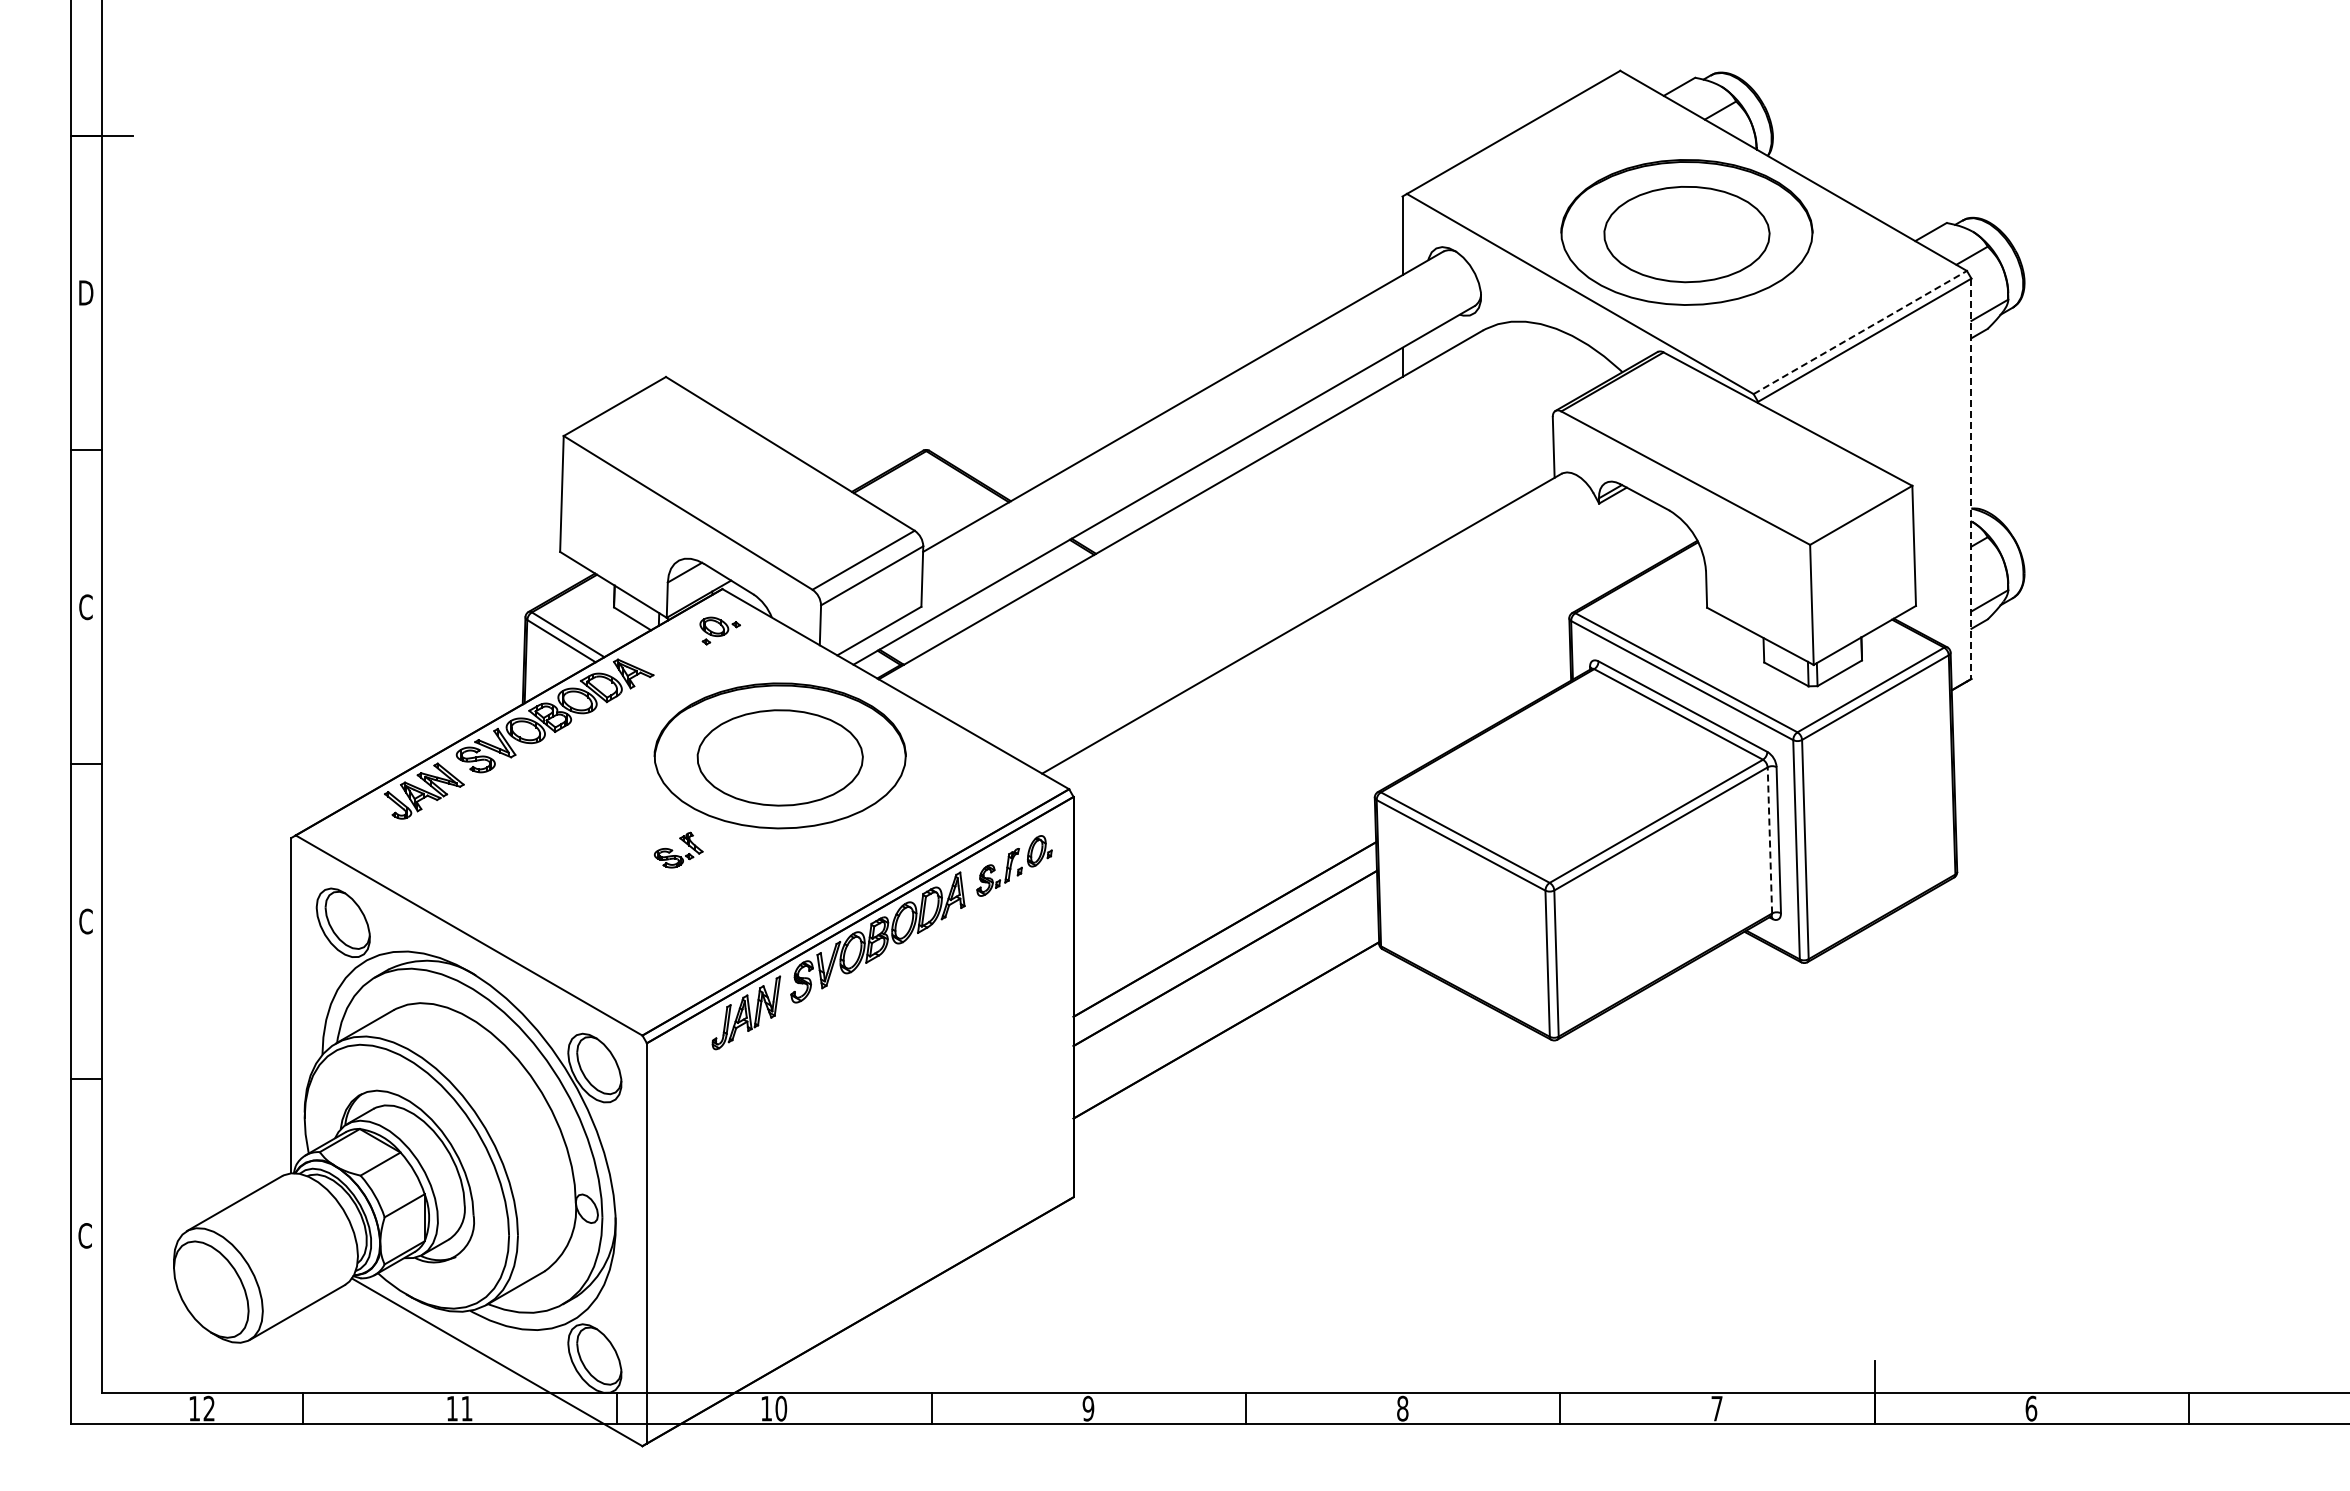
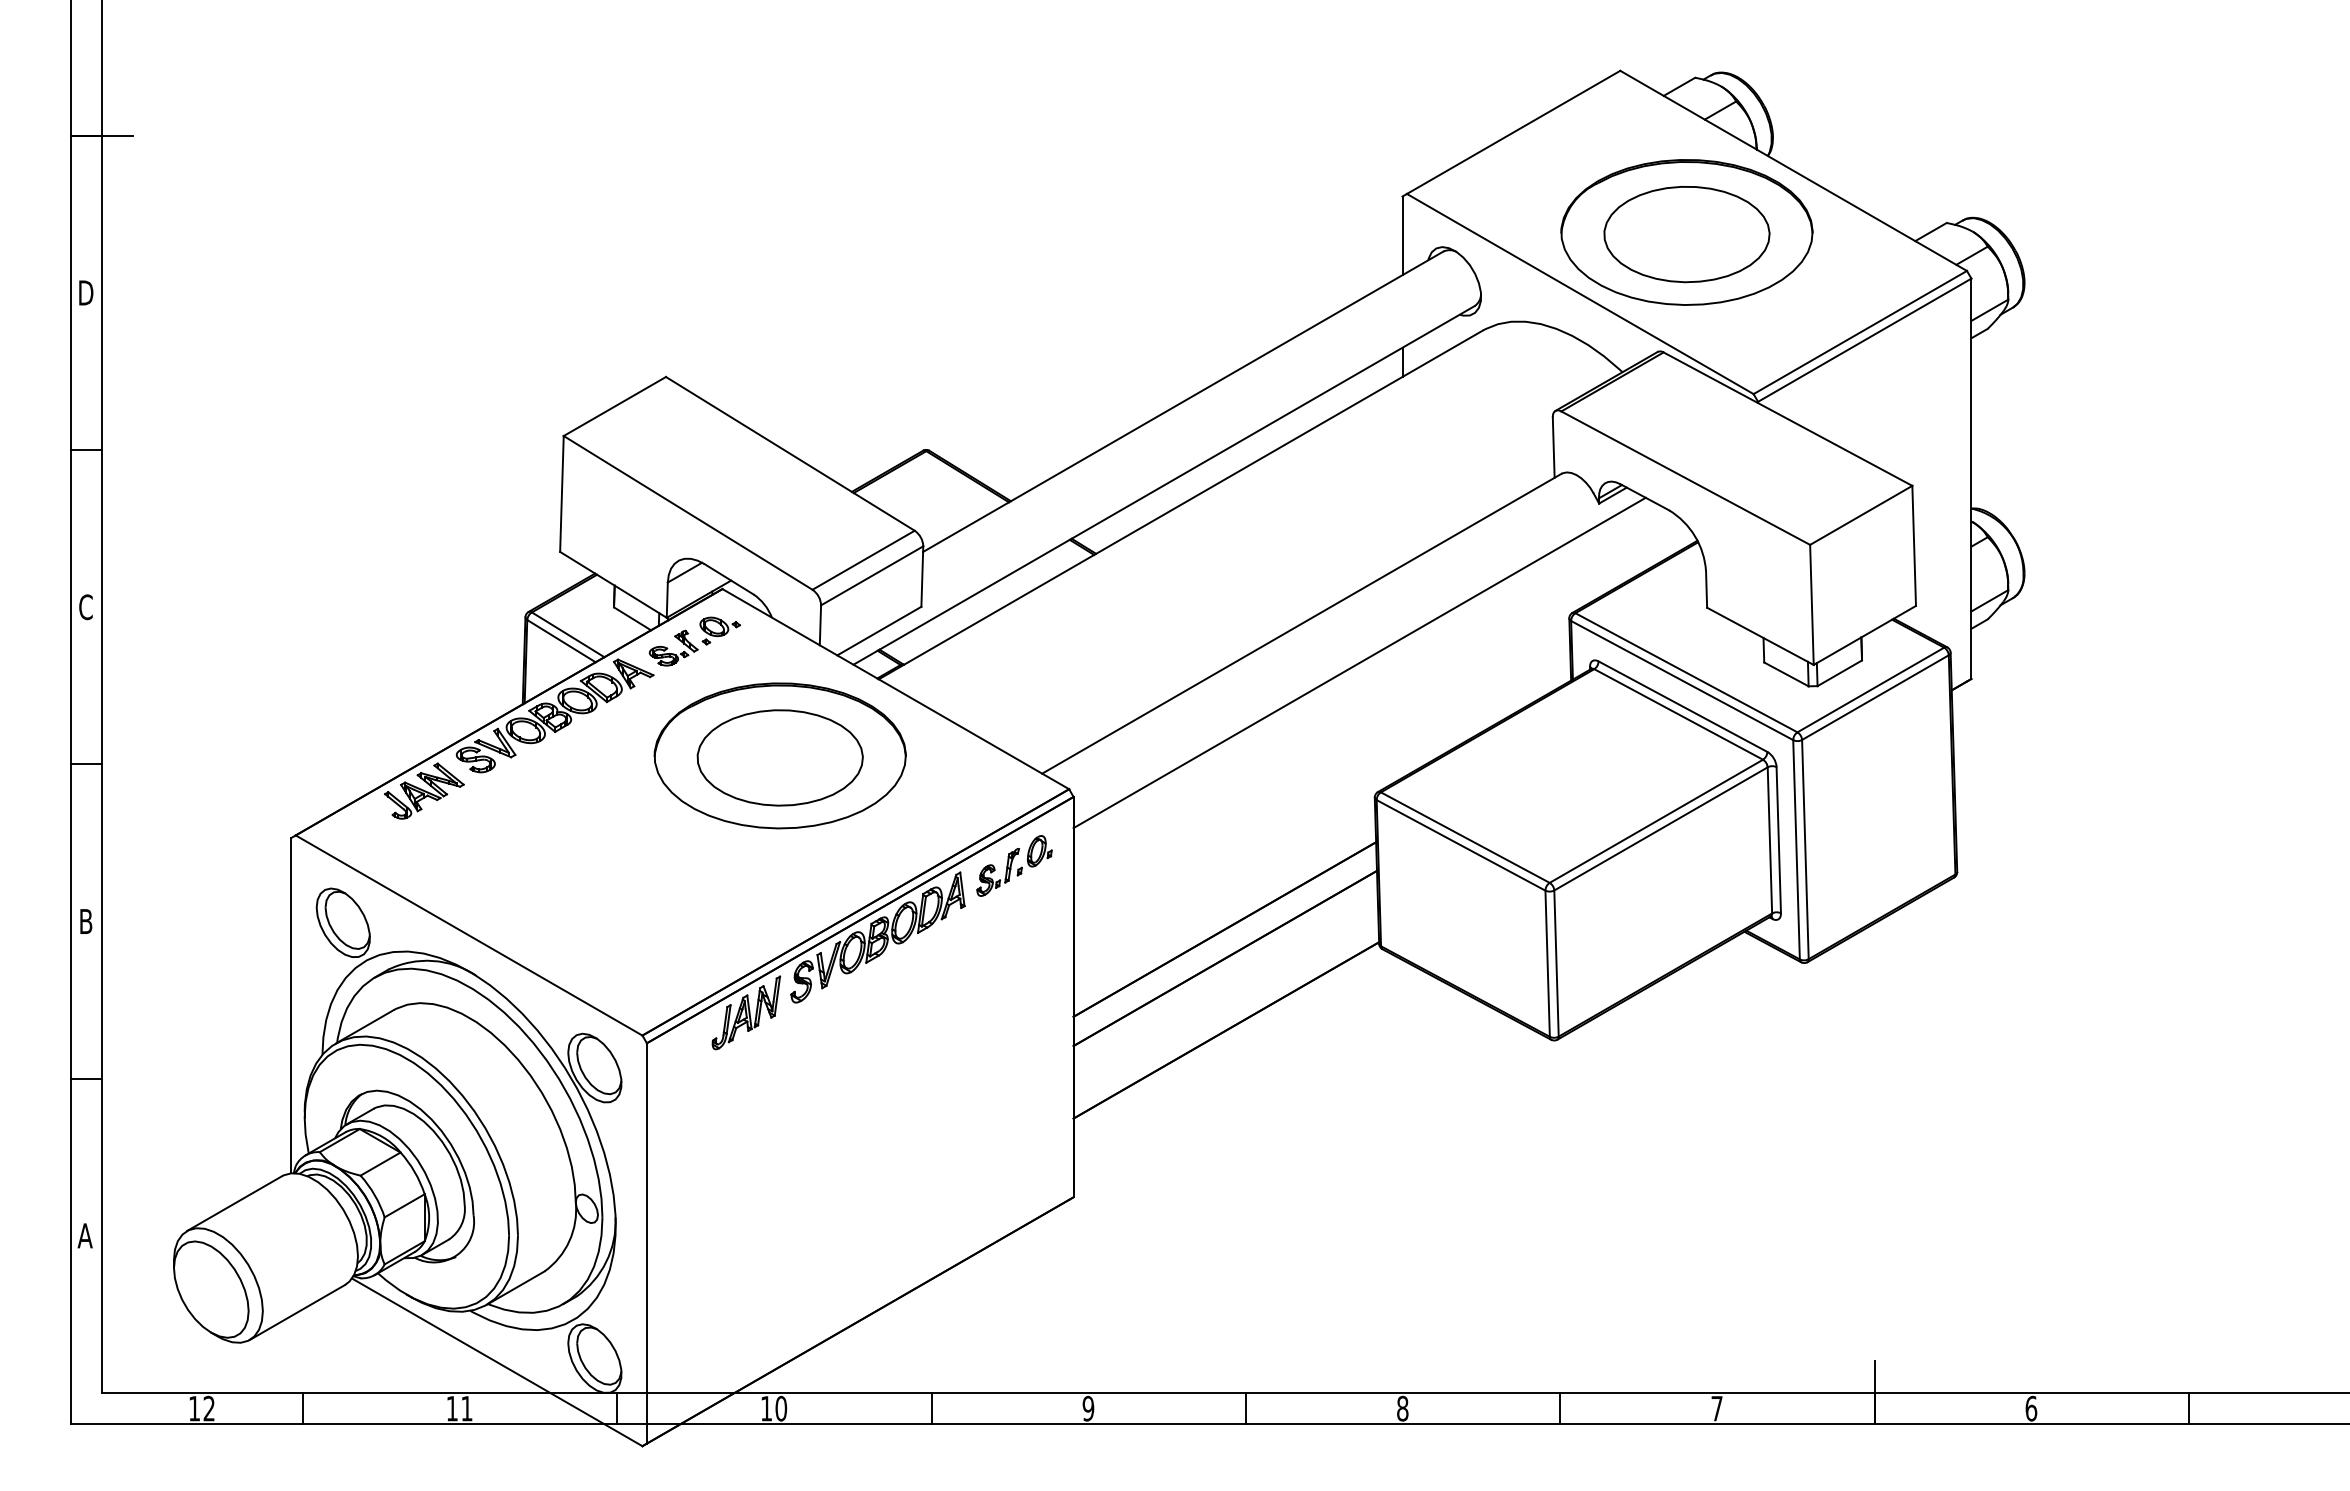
line: dashed -> solid (1860, 332)
line: dashed -> solid (1971, 479)
line: none -> present (1359, 662)
line: dashed -> solid (1769, 839)
part position: (678, 849) -> (673, 647) (673, 647)
text: C -> B (85, 921)
text: C -> A (84, 1235)
